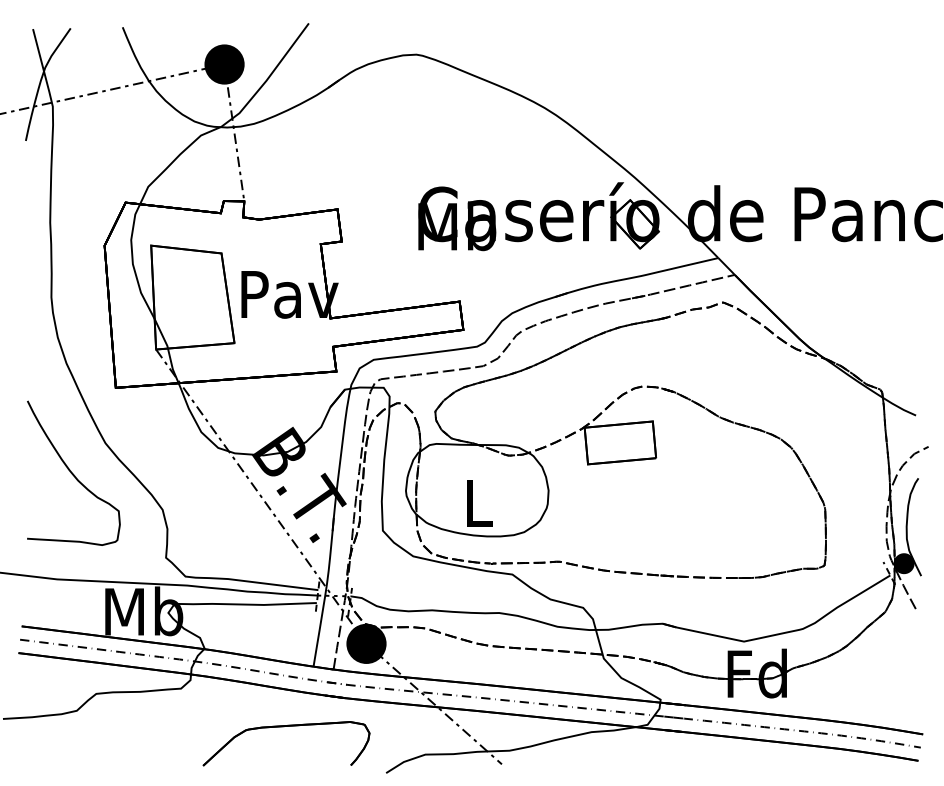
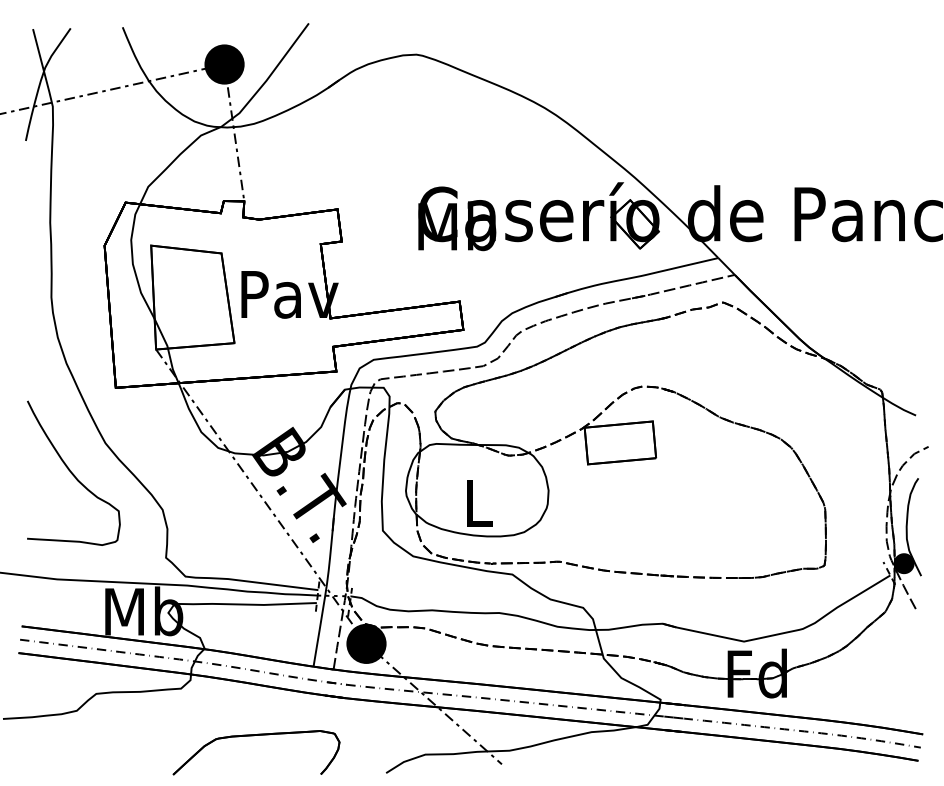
part position: (284, 727) -> (254, 736) (254, 736)
